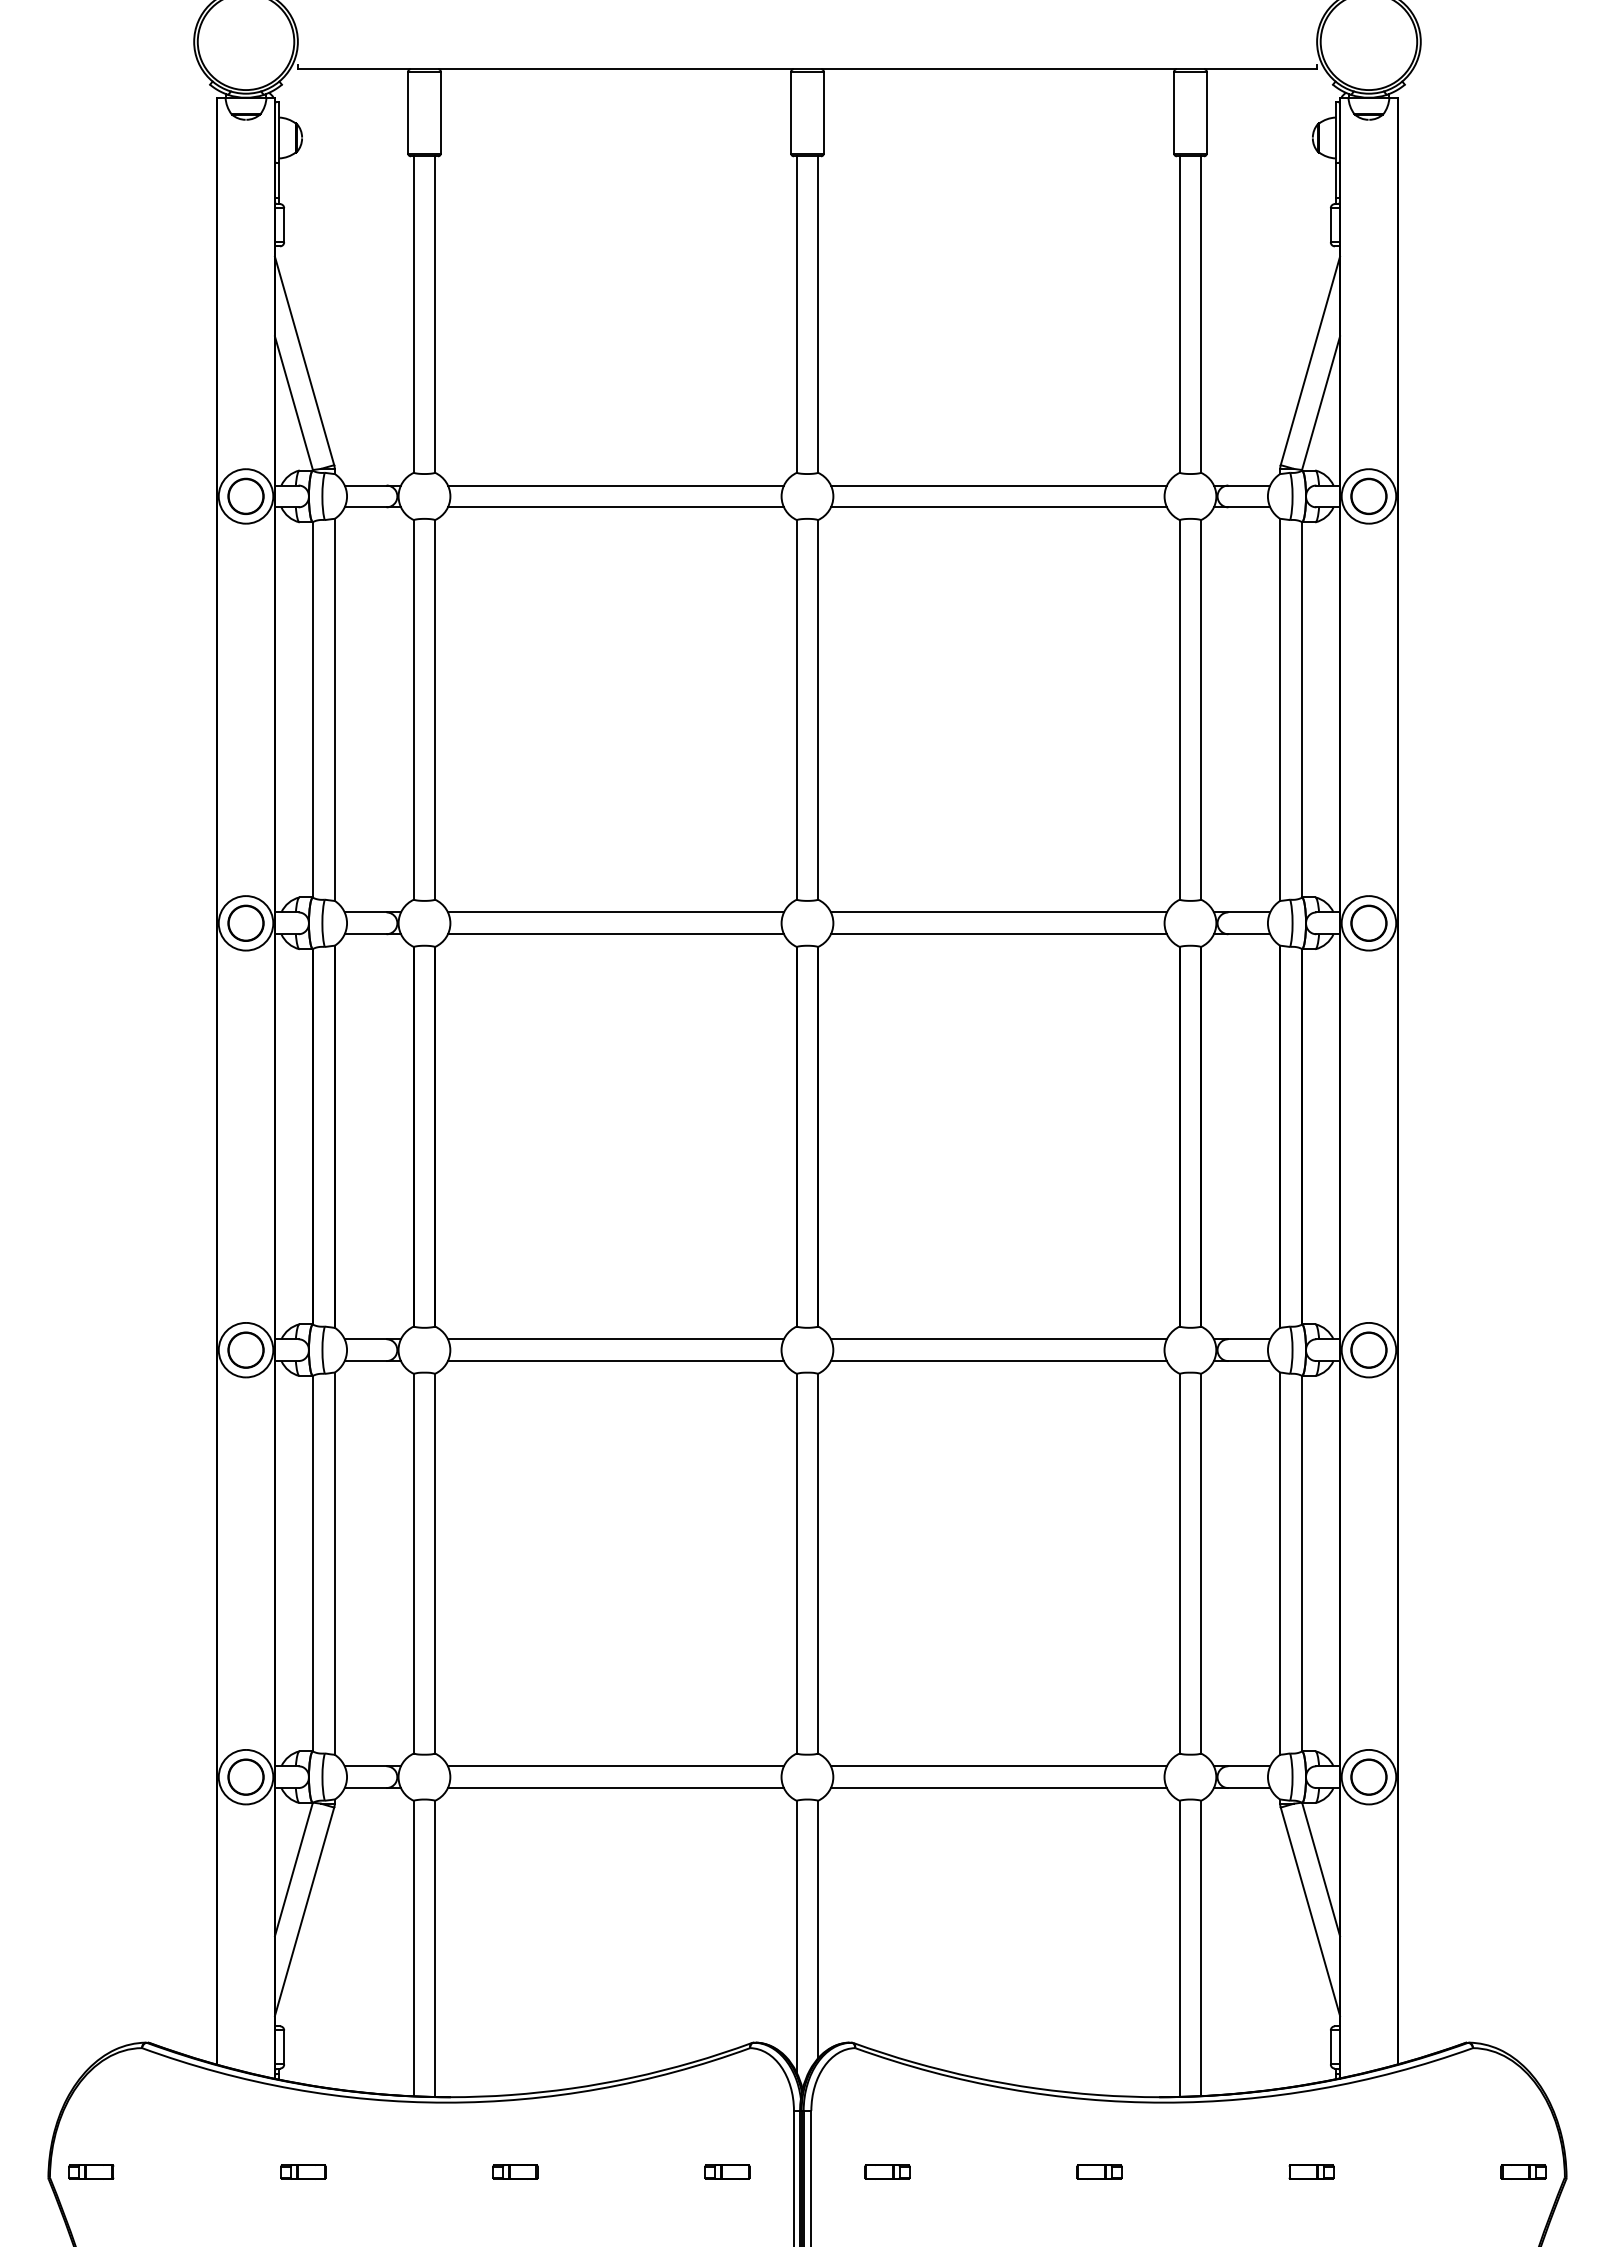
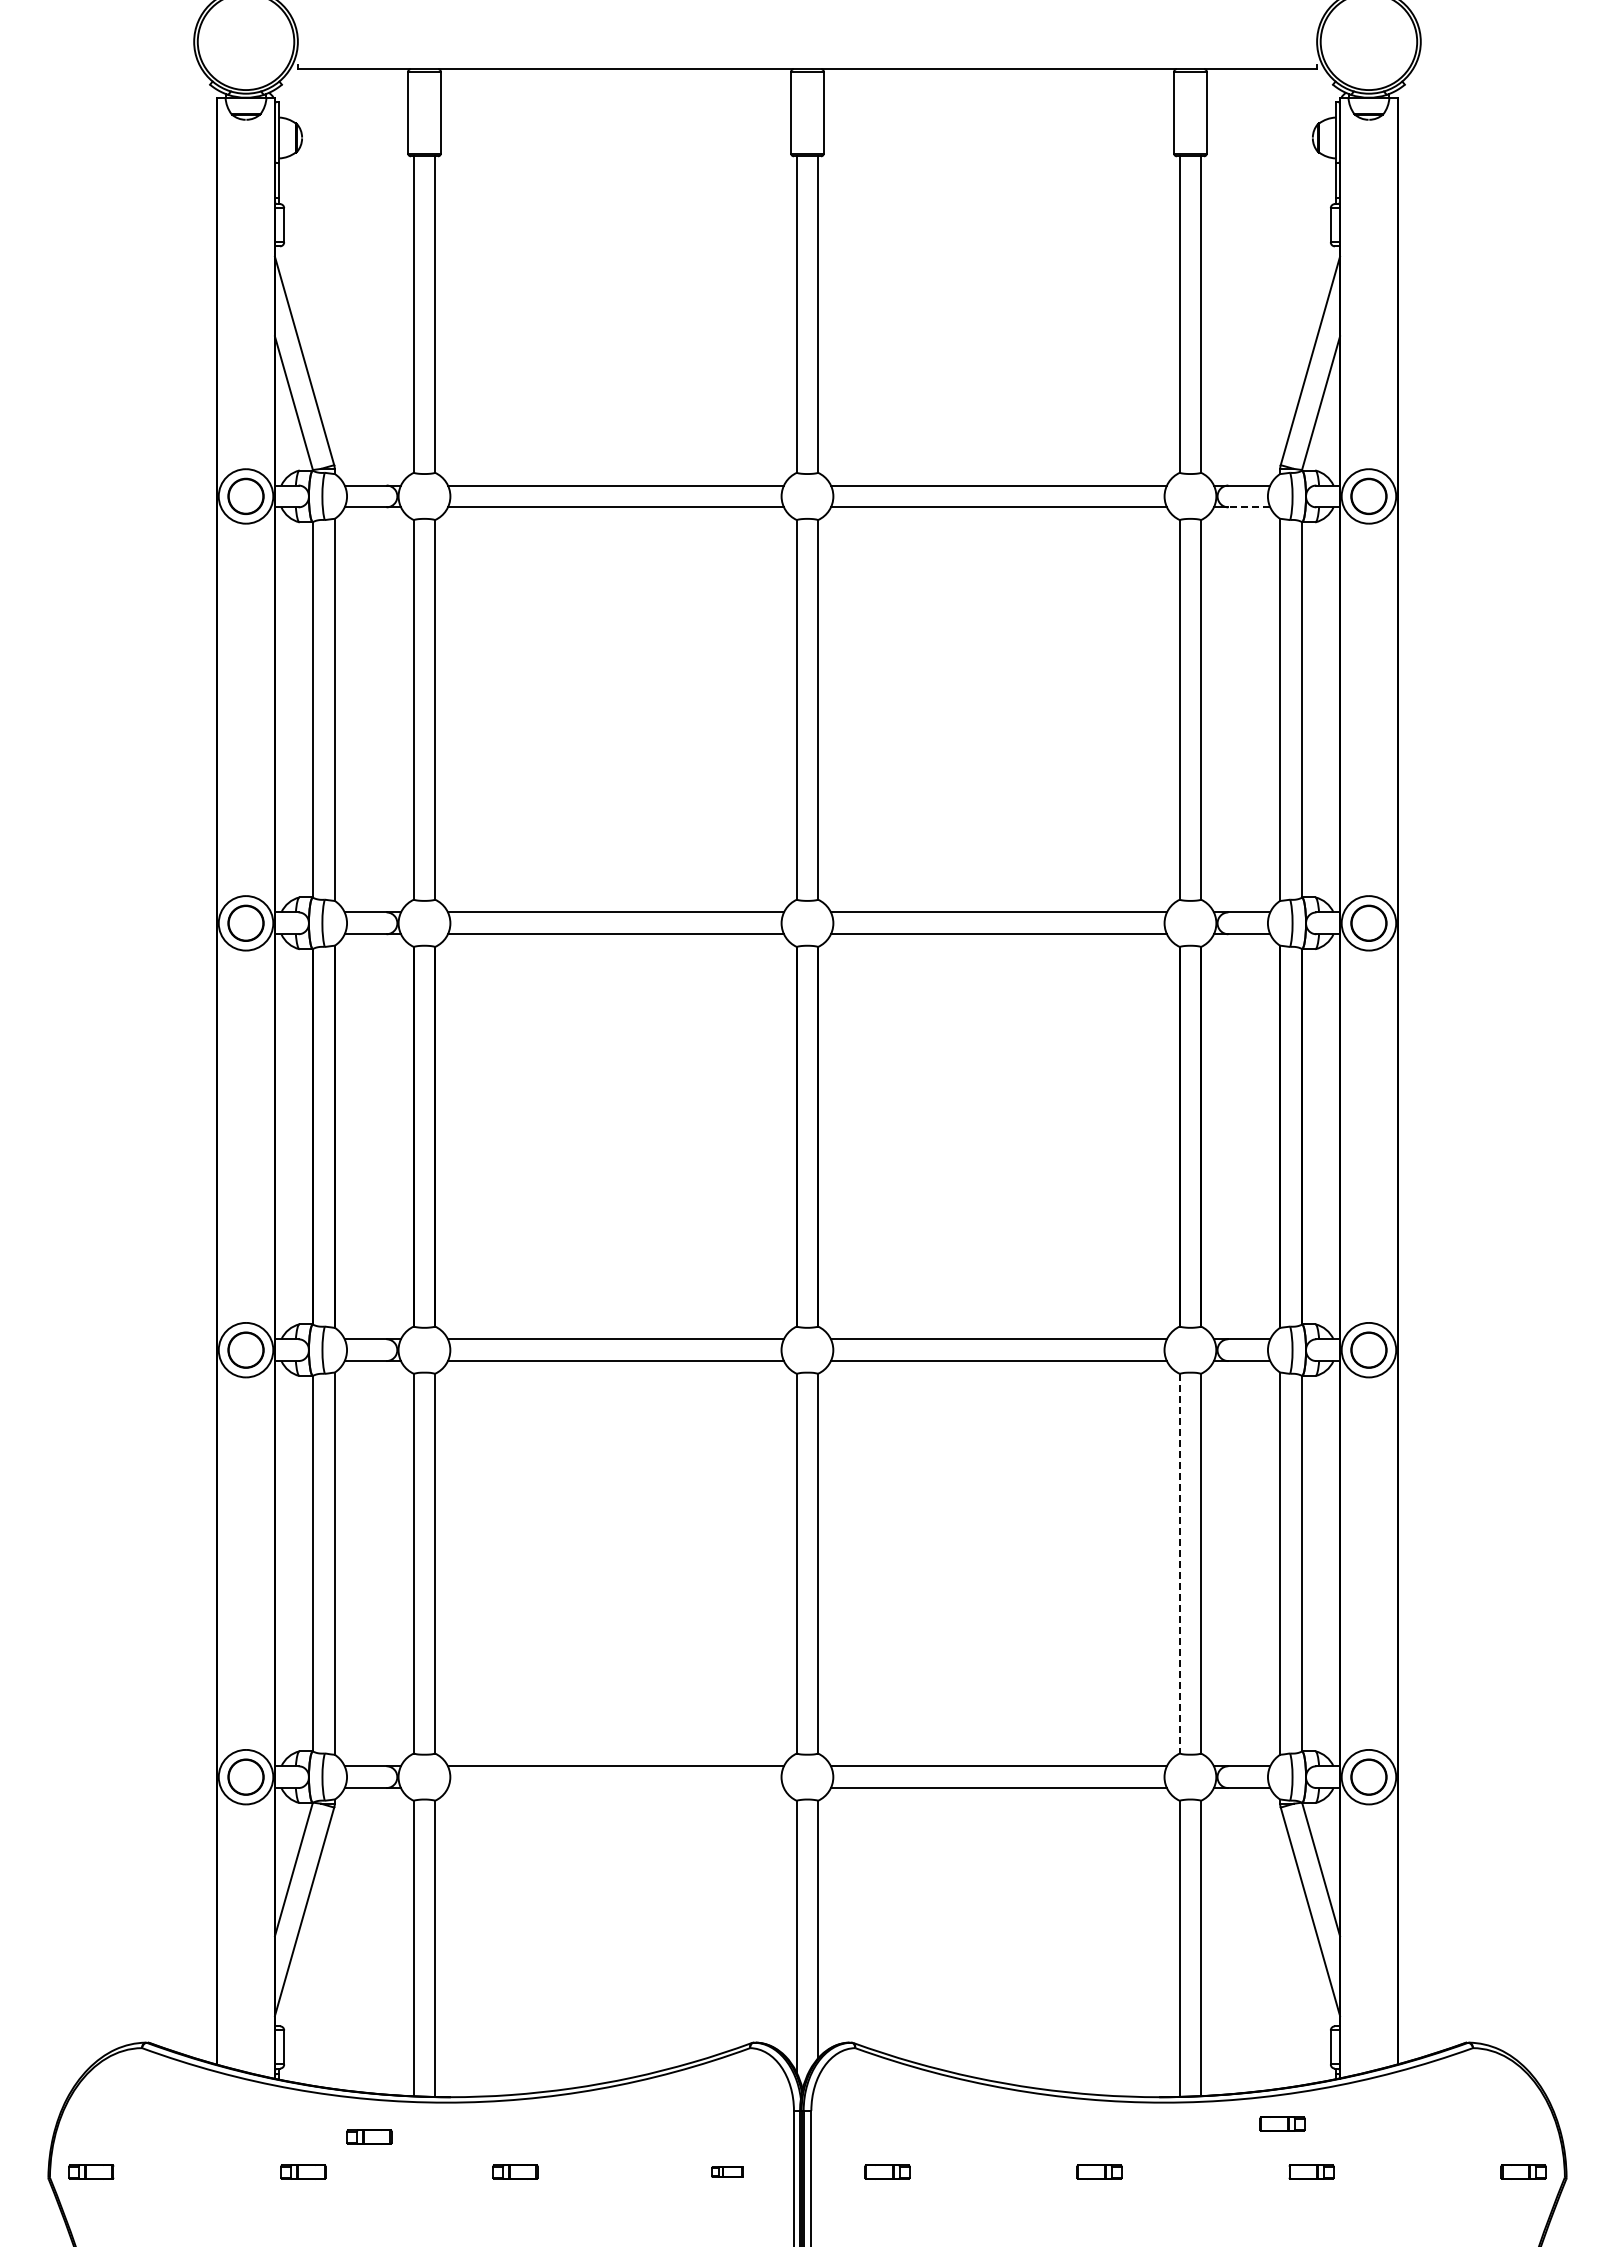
line: solid -> dashed (1249, 507)
line: solid -> dashed (1179, 1563)
line: present -> none (615, 1788)
part: none -> present (1282, 2123)
part: none -> present (369, 2136)
part size: 47x16 px -> 33x12 px (727, 2171)
